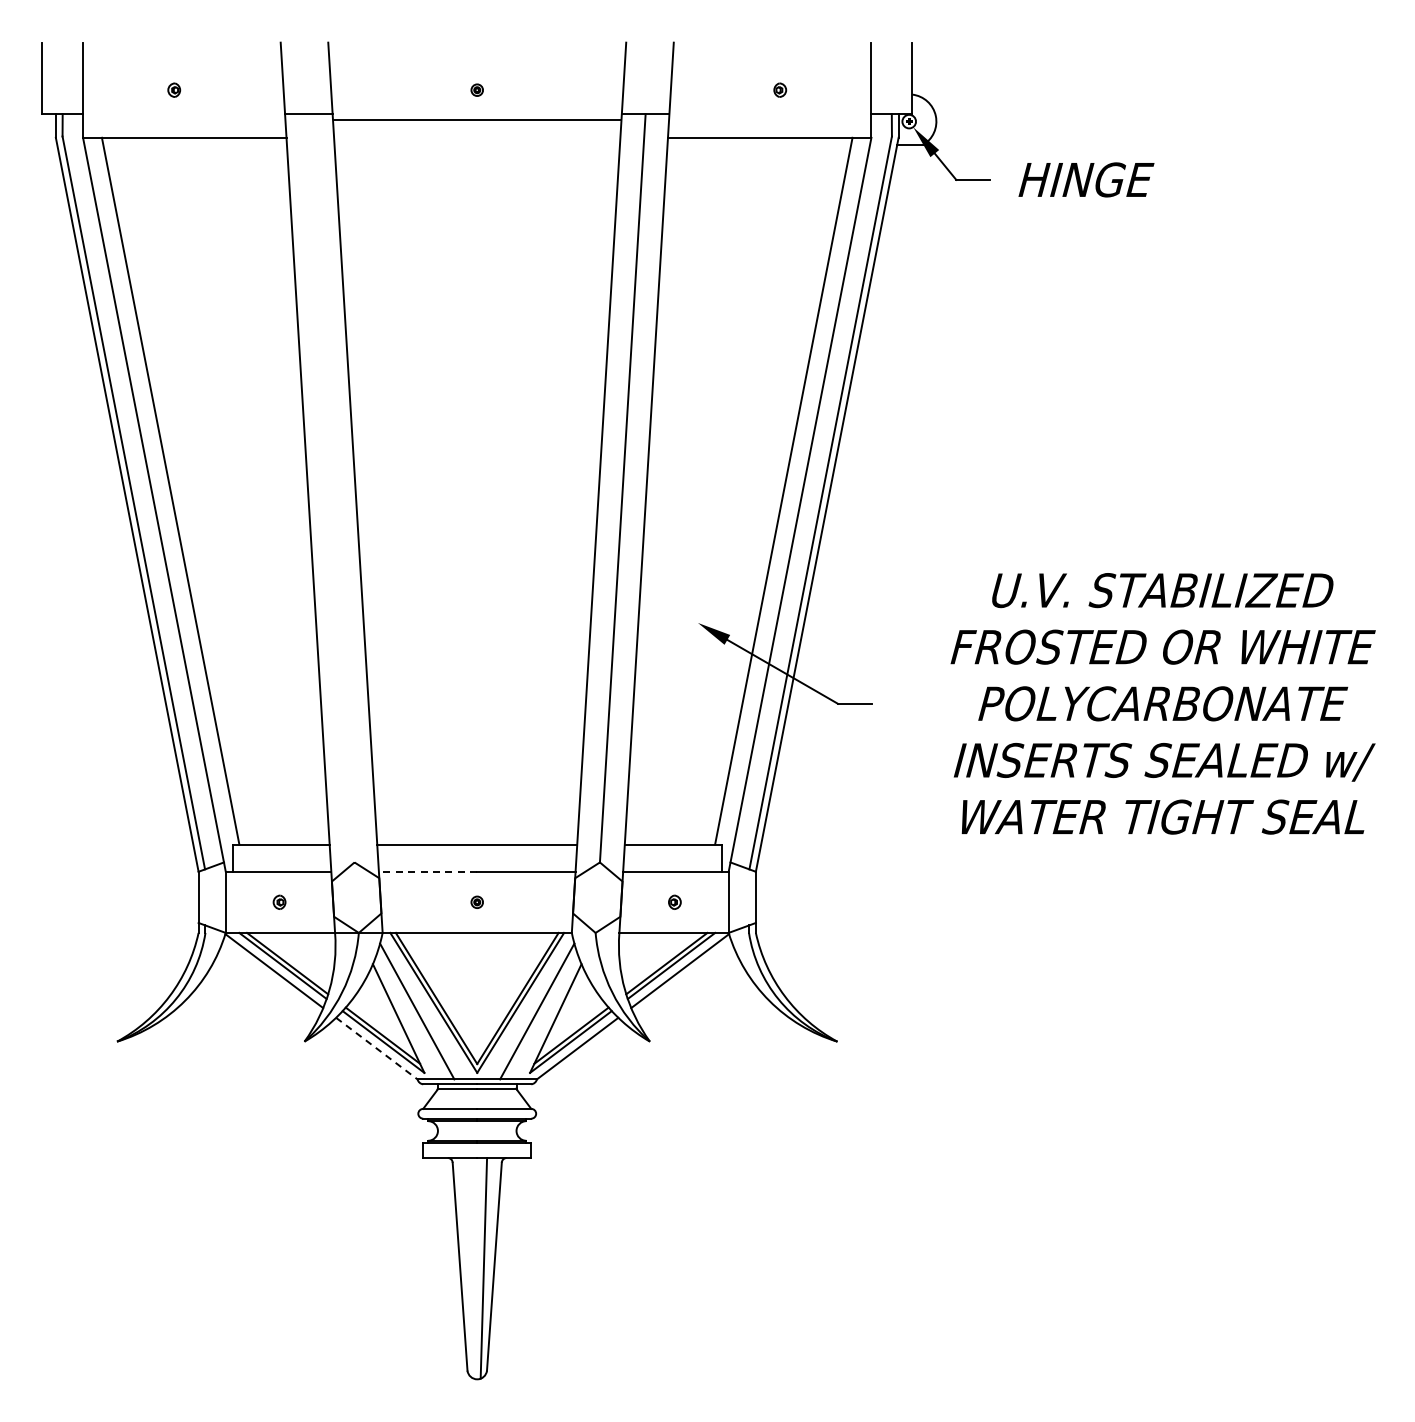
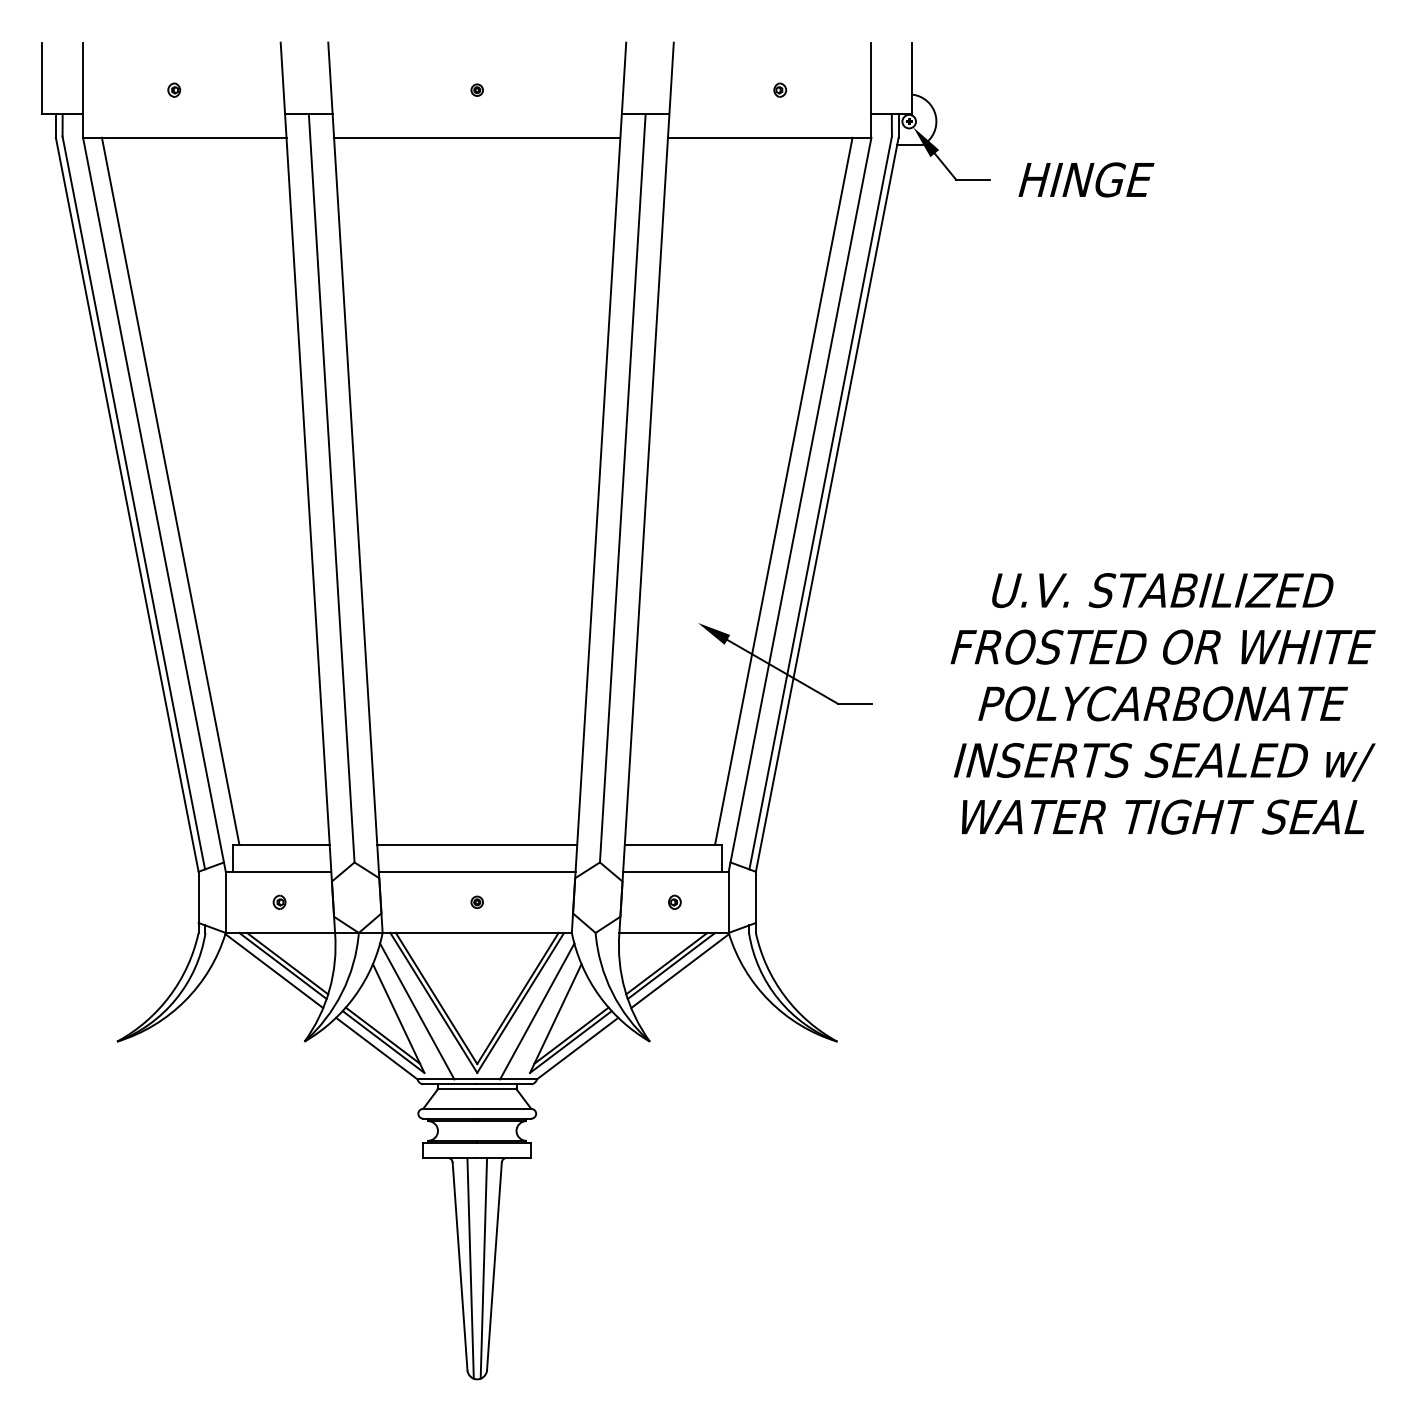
line position: (477, 119) -> (477, 137) (477, 137)
line: none -> present (331, 488)
line: dashed -> solid (427, 871)
line: dashed -> solid (377, 1048)
line: none -> present (470, 1267)
